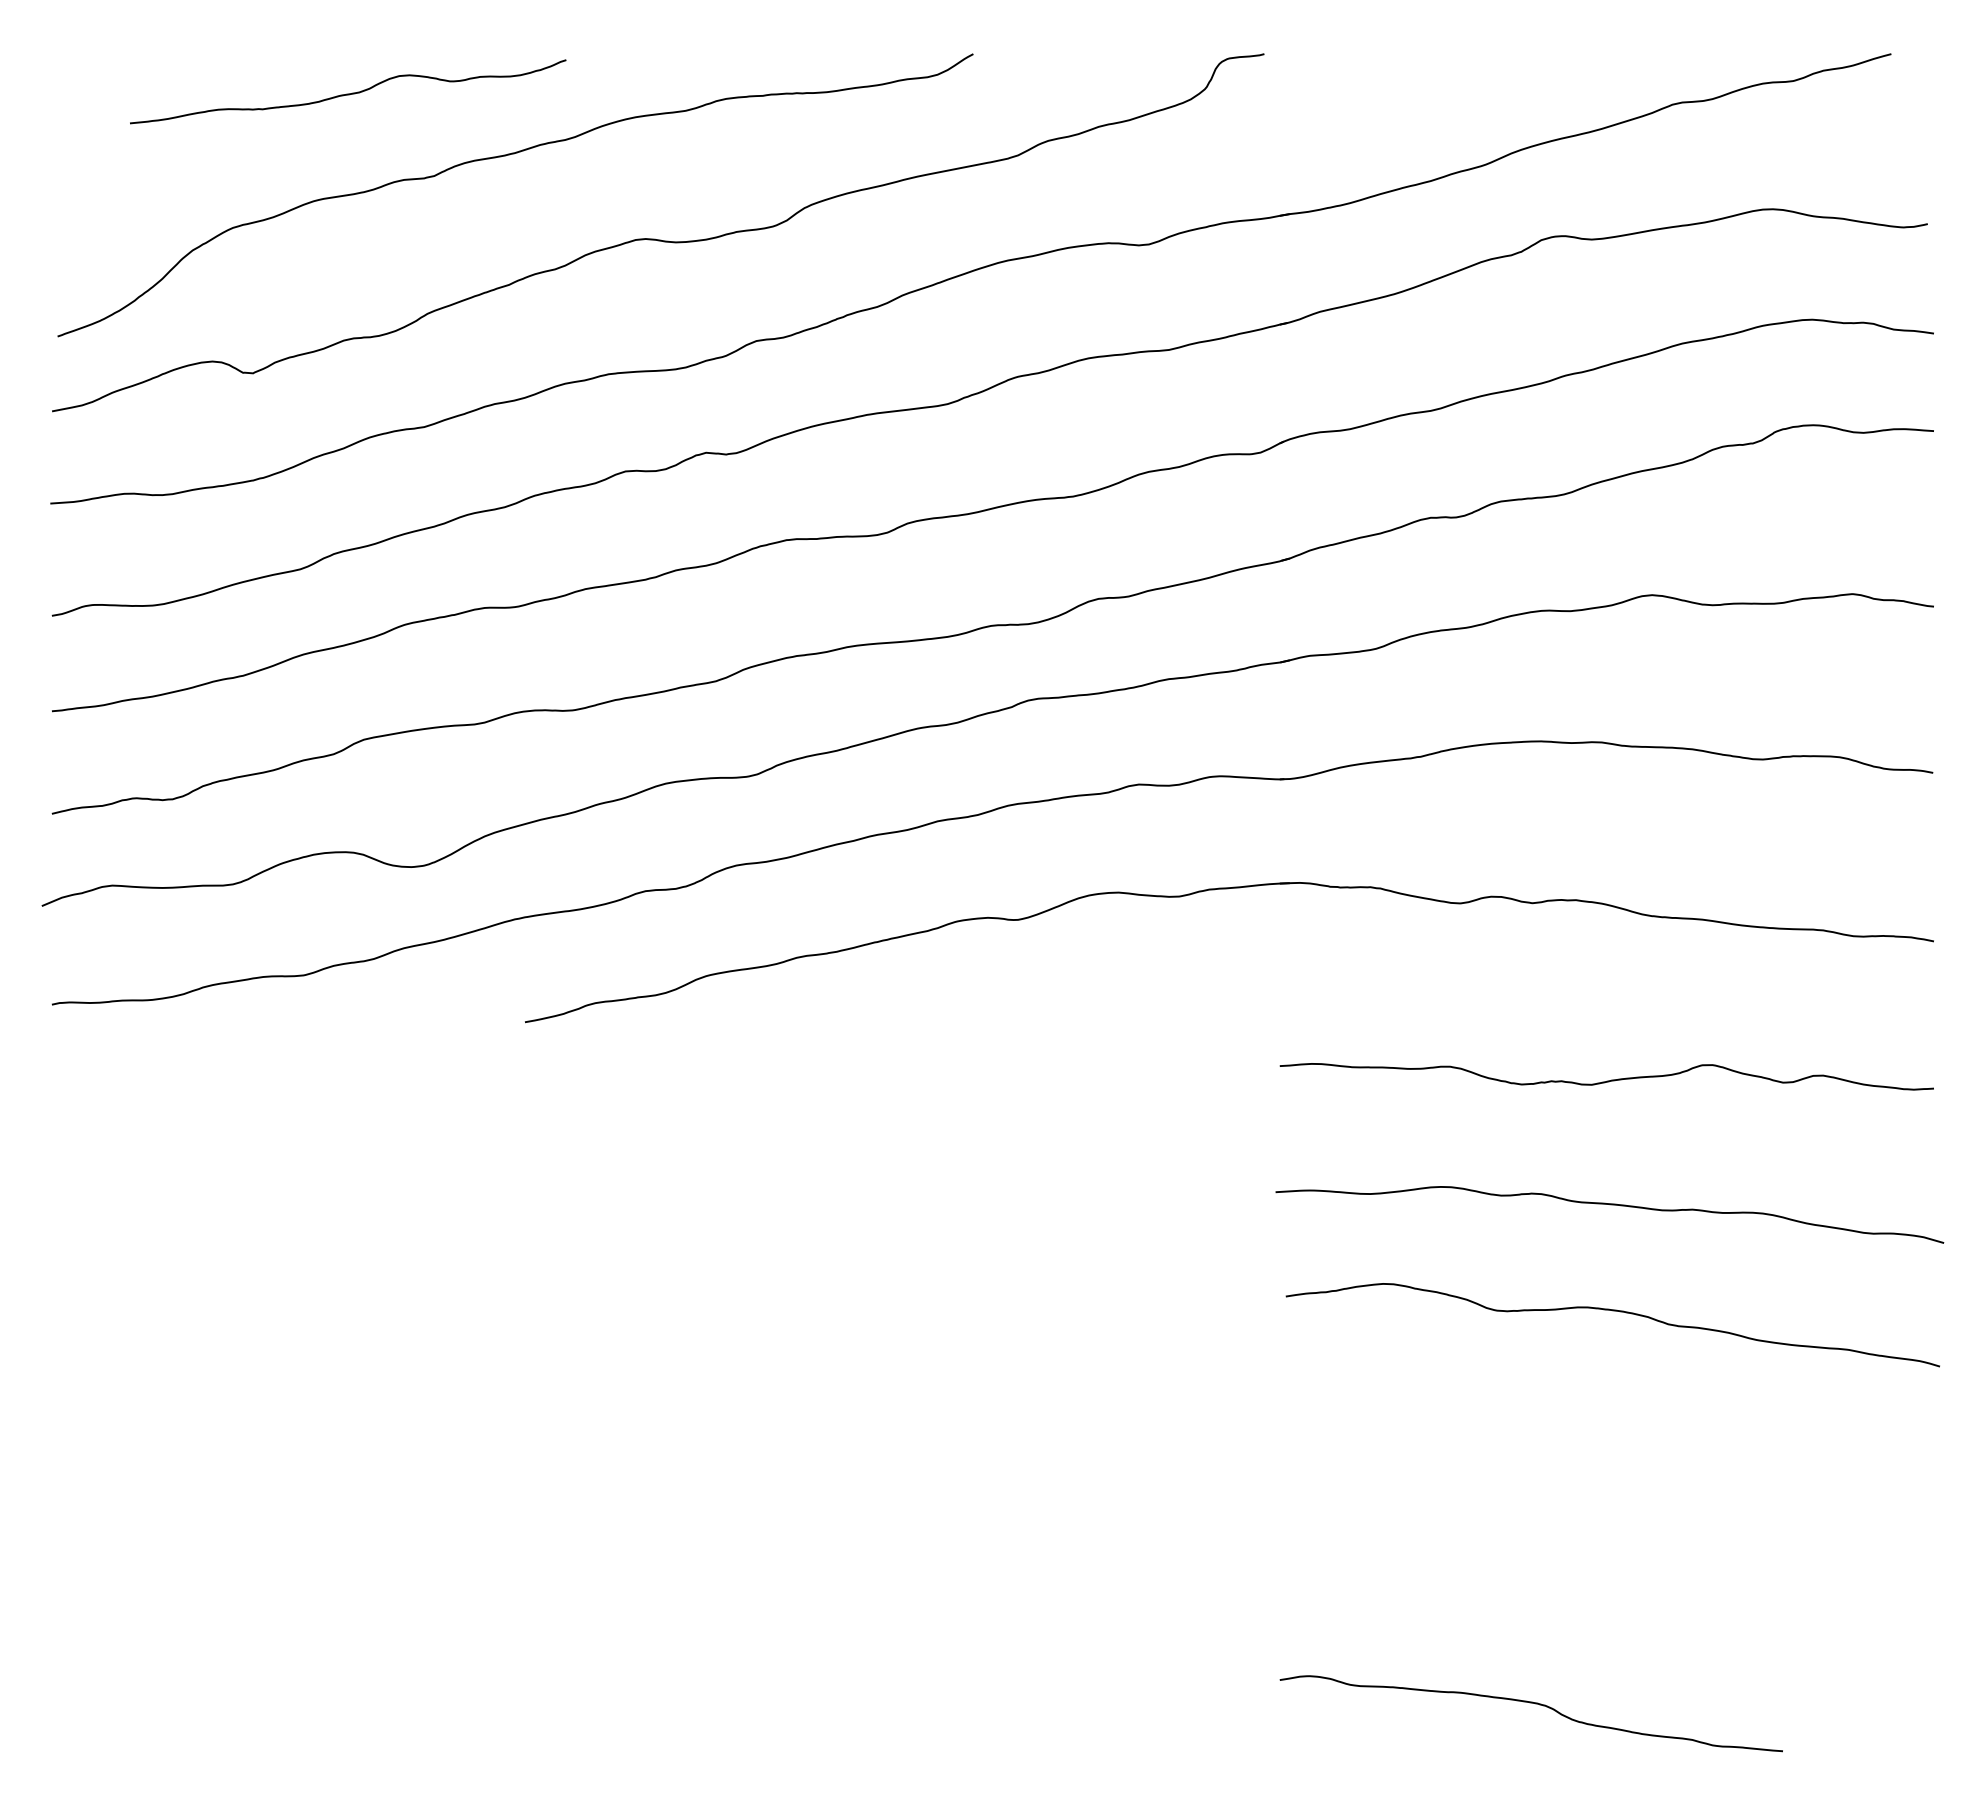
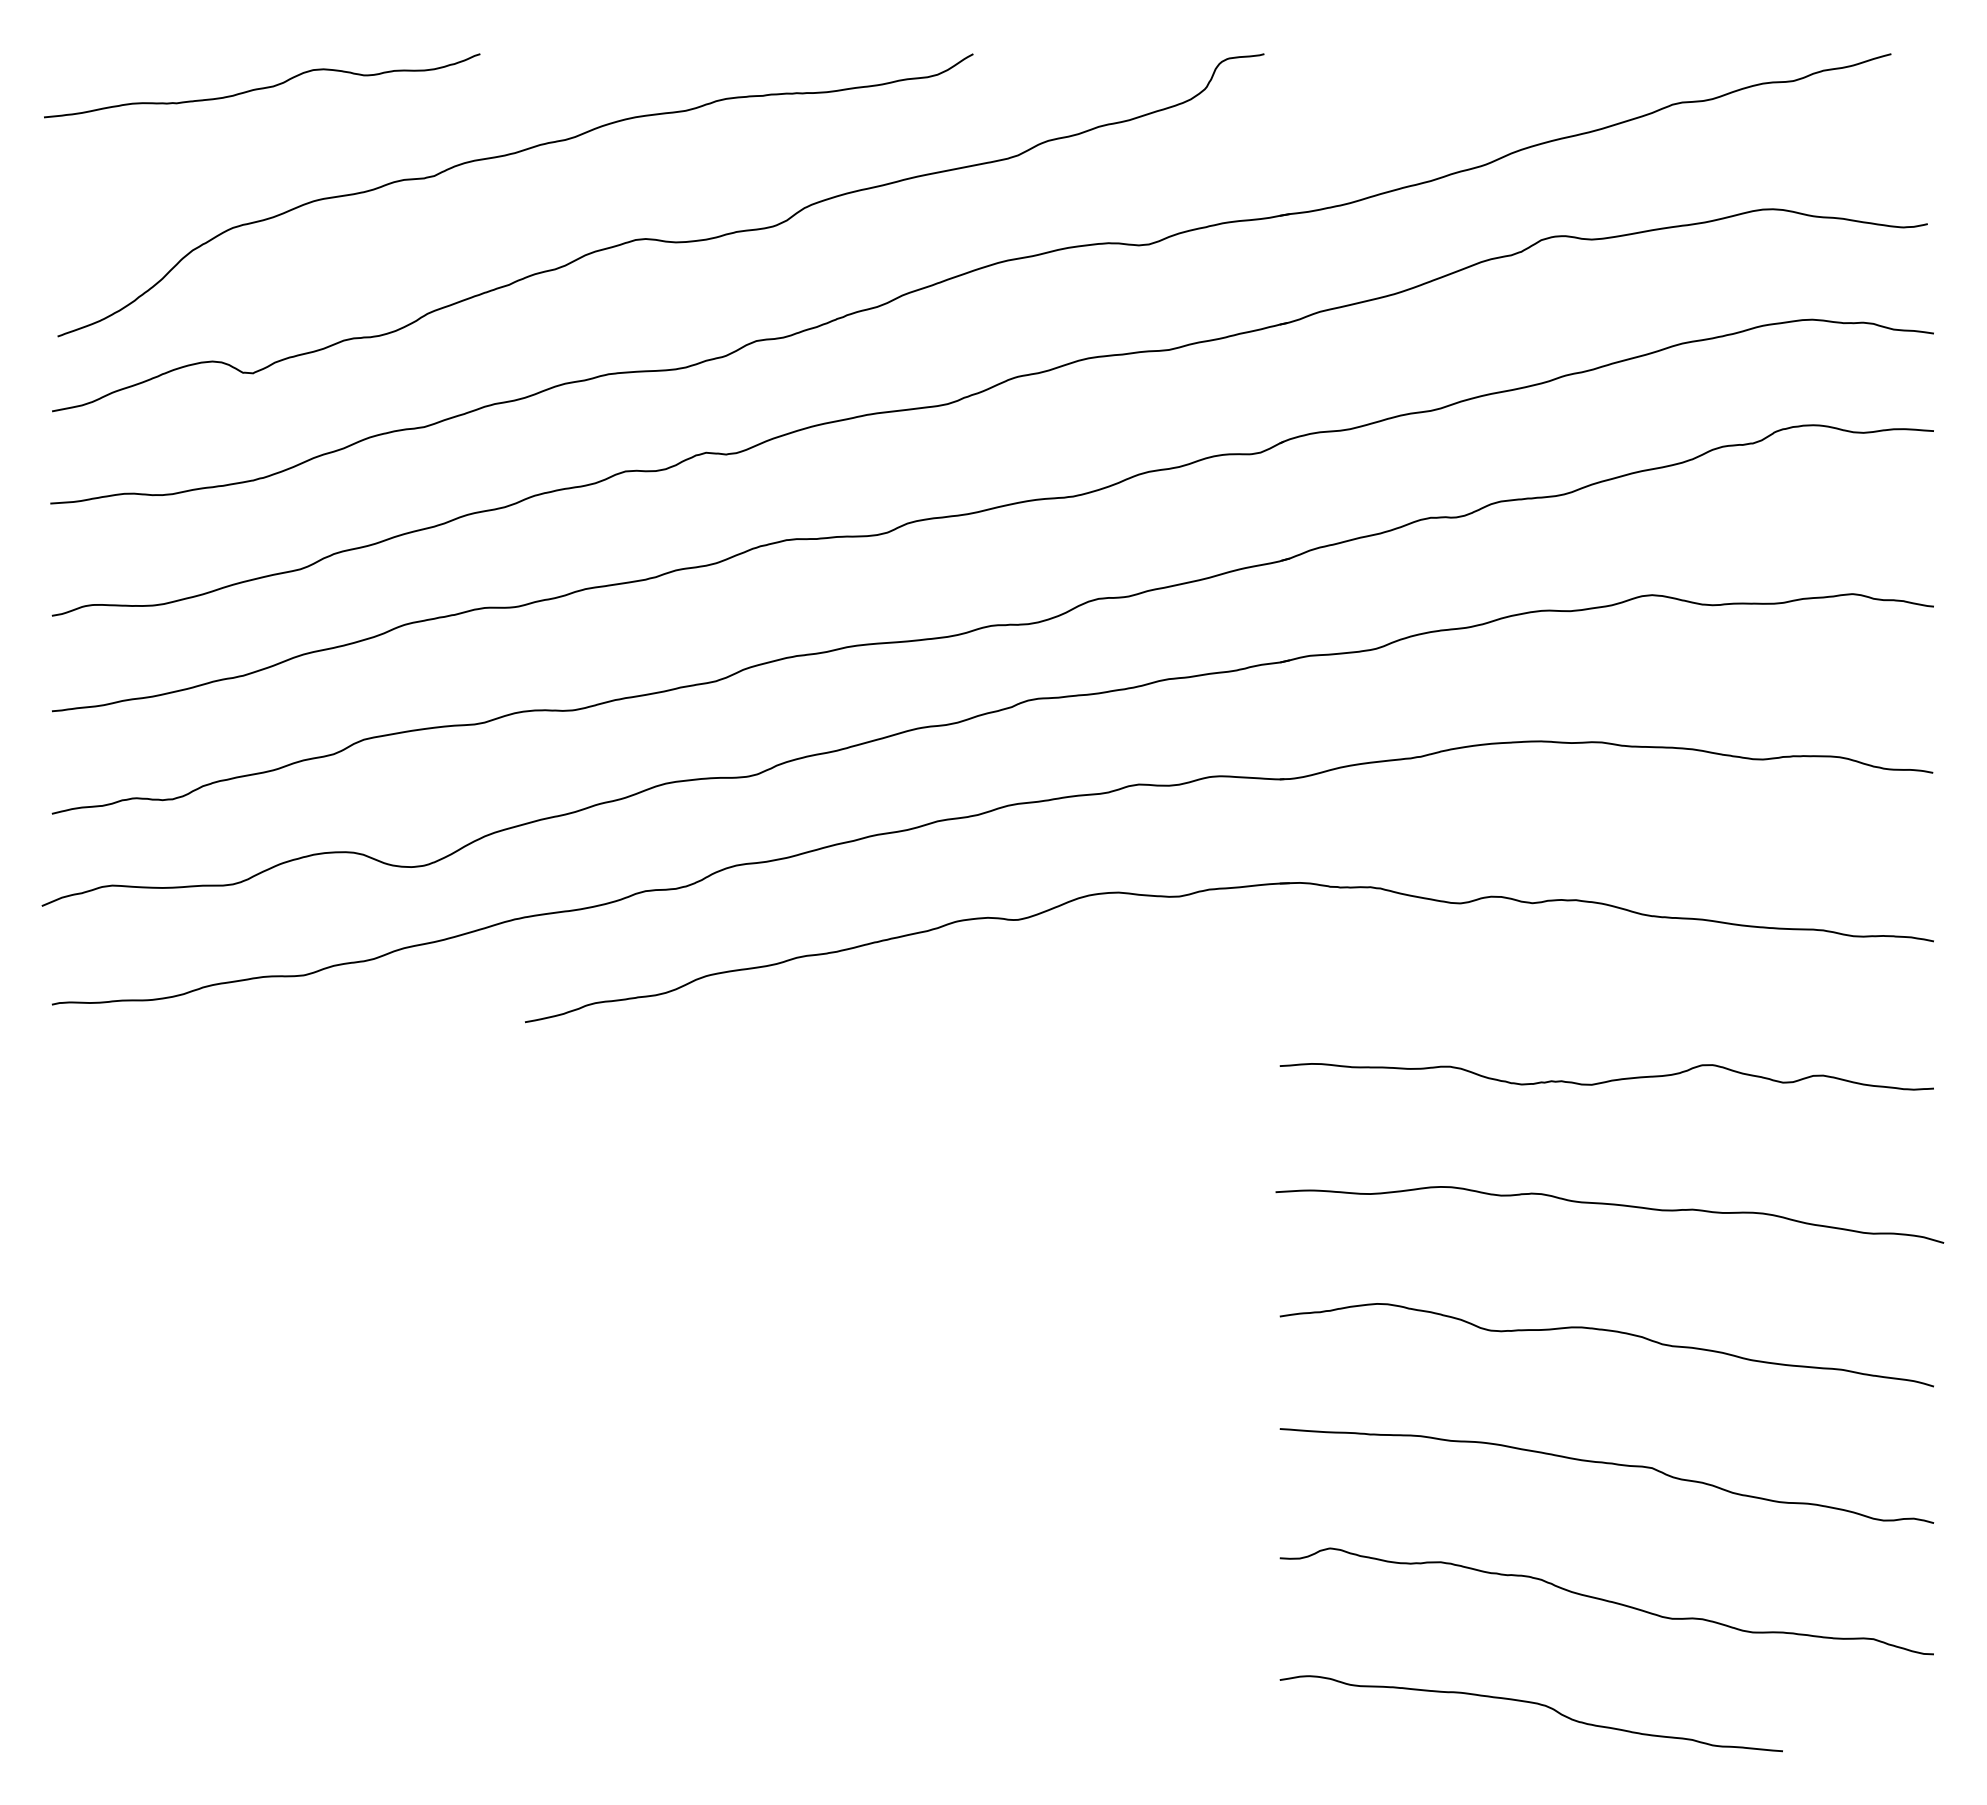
curve position: (348, 93) -> (262, 87) (262, 87)
curve position: (1612, 1311) -> (1606, 1331) (1606, 1331)
curve: none -> present (1607, 1464)
curve: none -> present (1606, 1601)
